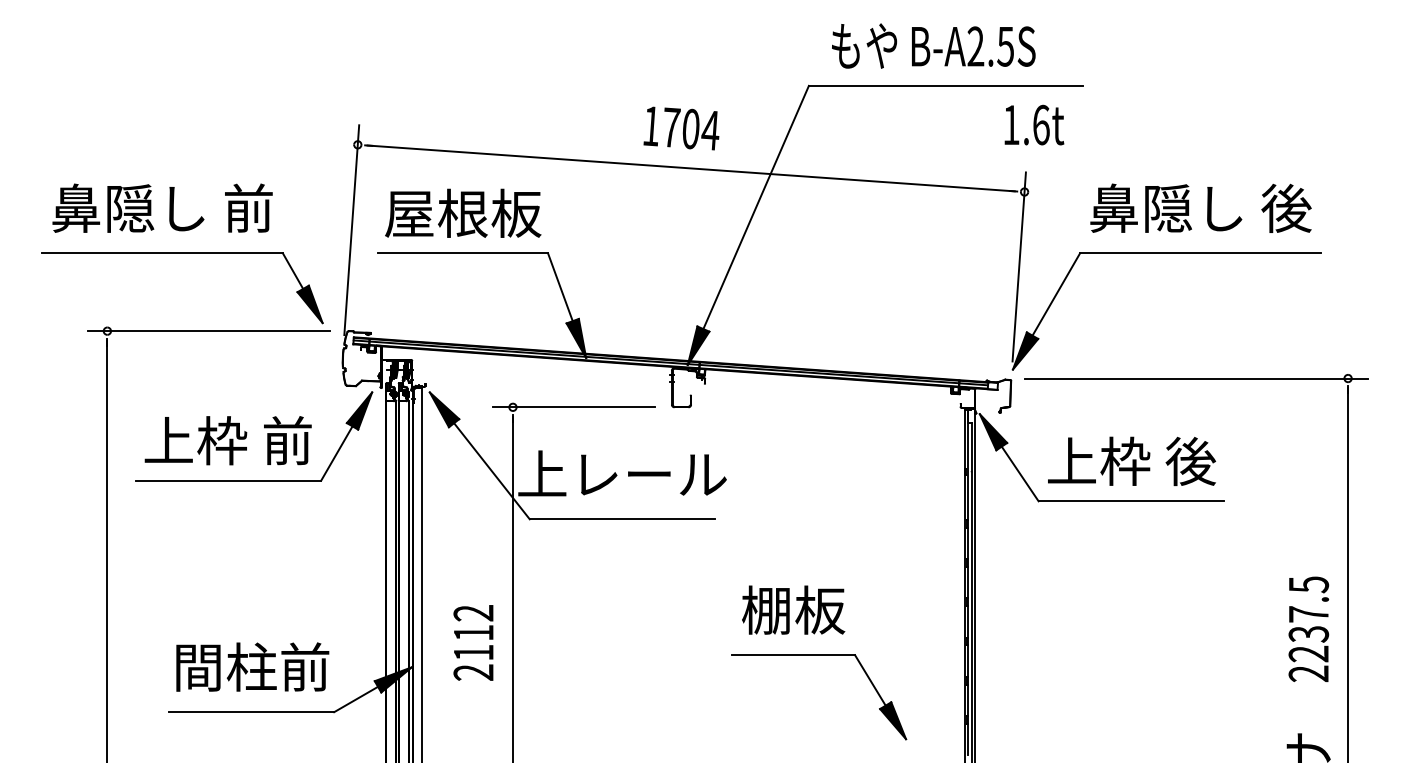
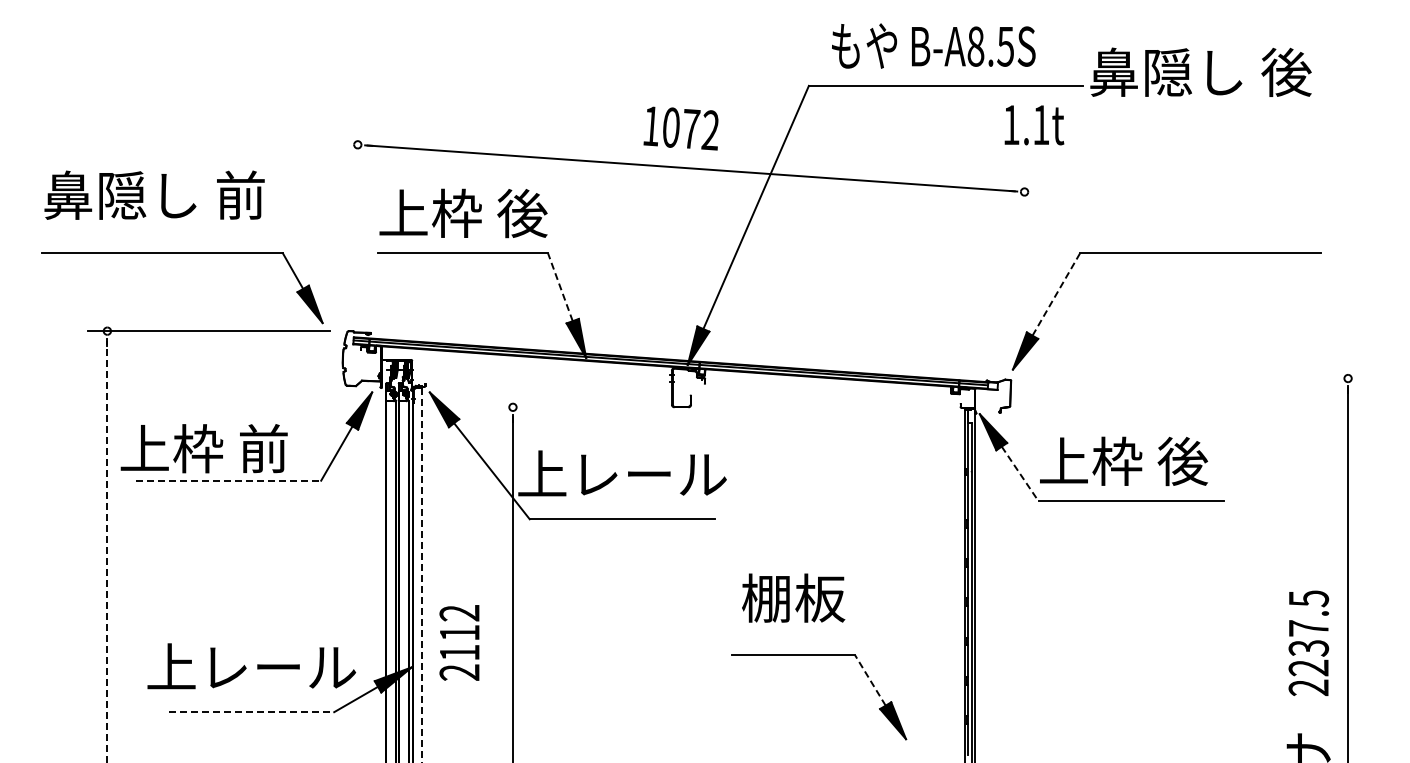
text: B-A2.5S -> B-A8.5S (975, 46)
text: 1.6t -> 1.1t (1041, 124)
text: 1704 -> 1072 (691, 128)
text position: (162, 207) -> (154, 194) (154, 194)
text position: (1200, 207) -> (1200, 71) (1200, 71)
text: 屋根板 -> 上枠 後 (463, 213)
line: present -> none (351, 230)
line: present -> none (1018, 266)
line: solid -> dashed (560, 286)
line: solid -> dashed (1056, 294)
line: present -> none (1196, 378)
line: present -> none (573, 407)
text position: (227, 440) -> (203, 448) (203, 448)
text position: (1132, 461) -> (1124, 461) (1124, 461)
line: solid -> dashed (1020, 473)
line: solid -> dashed (228, 480)
line: solid -> dashed (107, 551)
line: solid -> dashed (422, 574)
text position: (793, 609) -> (793, 597) (793, 597)
text position: (1308, 628) -> (1308, 642) (1308, 642)
text position: (473, 642) -> (459, 642) (459, 642)
text: 間柱前 -> 上レール (251, 666)
line: solid -> dashed (870, 680)
line: solid -> dashed (252, 712)
